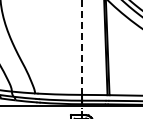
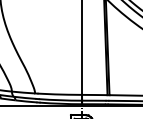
line: dashed -> solid (82, 47)
